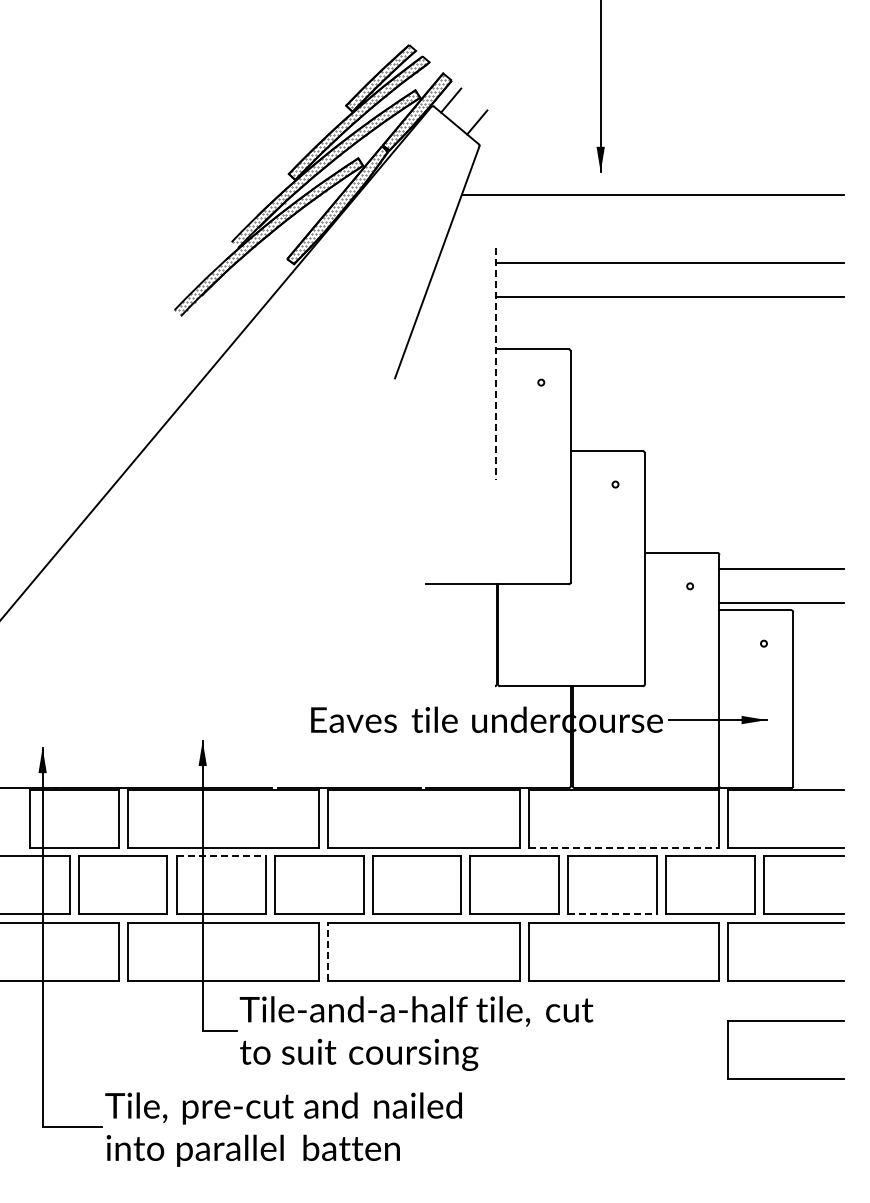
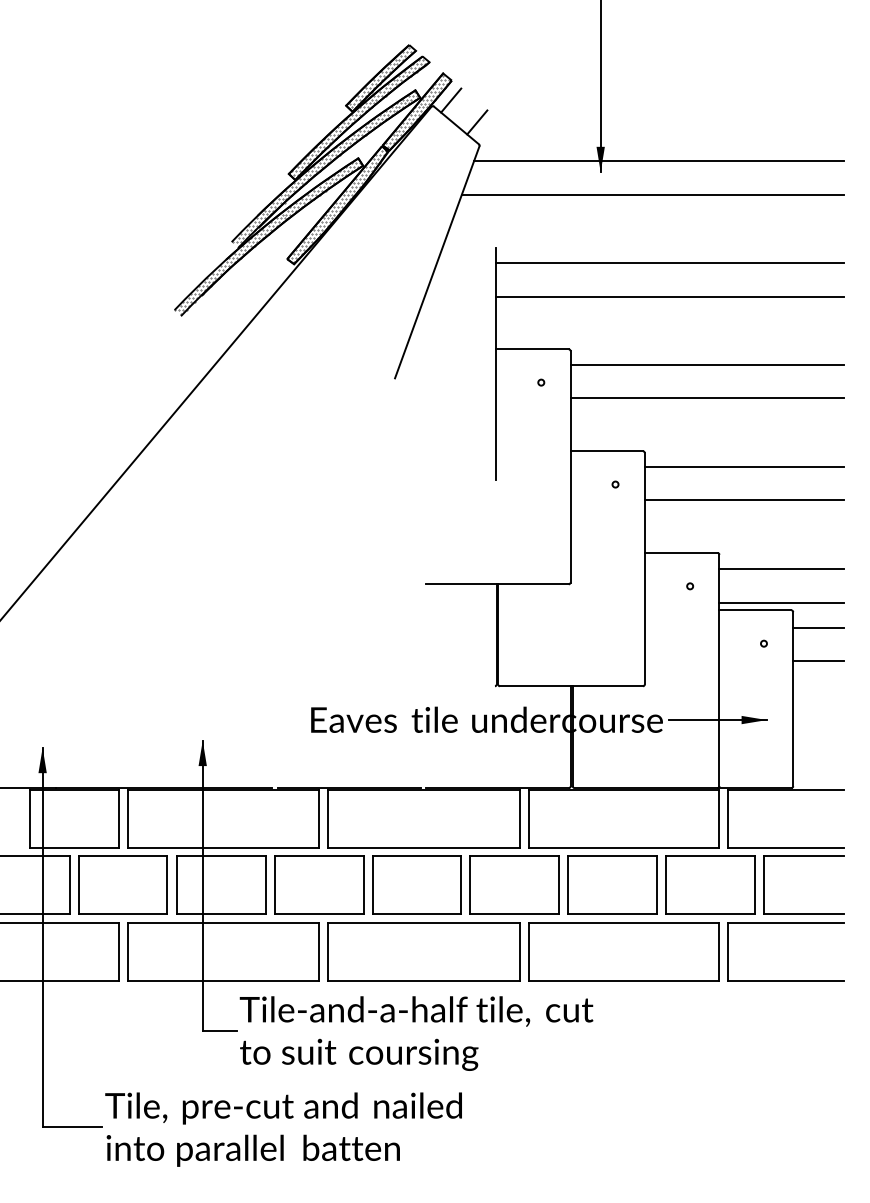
line: none -> present (658, 161)
line: dashed -> solid (495, 364)
line: none -> present (706, 364)
line: none -> present (706, 398)
line: none -> present (743, 466)
line: none -> present (743, 500)
line: none -> present (818, 627)
line: none -> present (818, 660)
line: dashed -> solid (624, 847)
line: dashed -> solid (221, 855)
line: dashed -> solid (612, 913)
line: dashed -> solid (328, 951)
part: present -> none (785, 1021)
